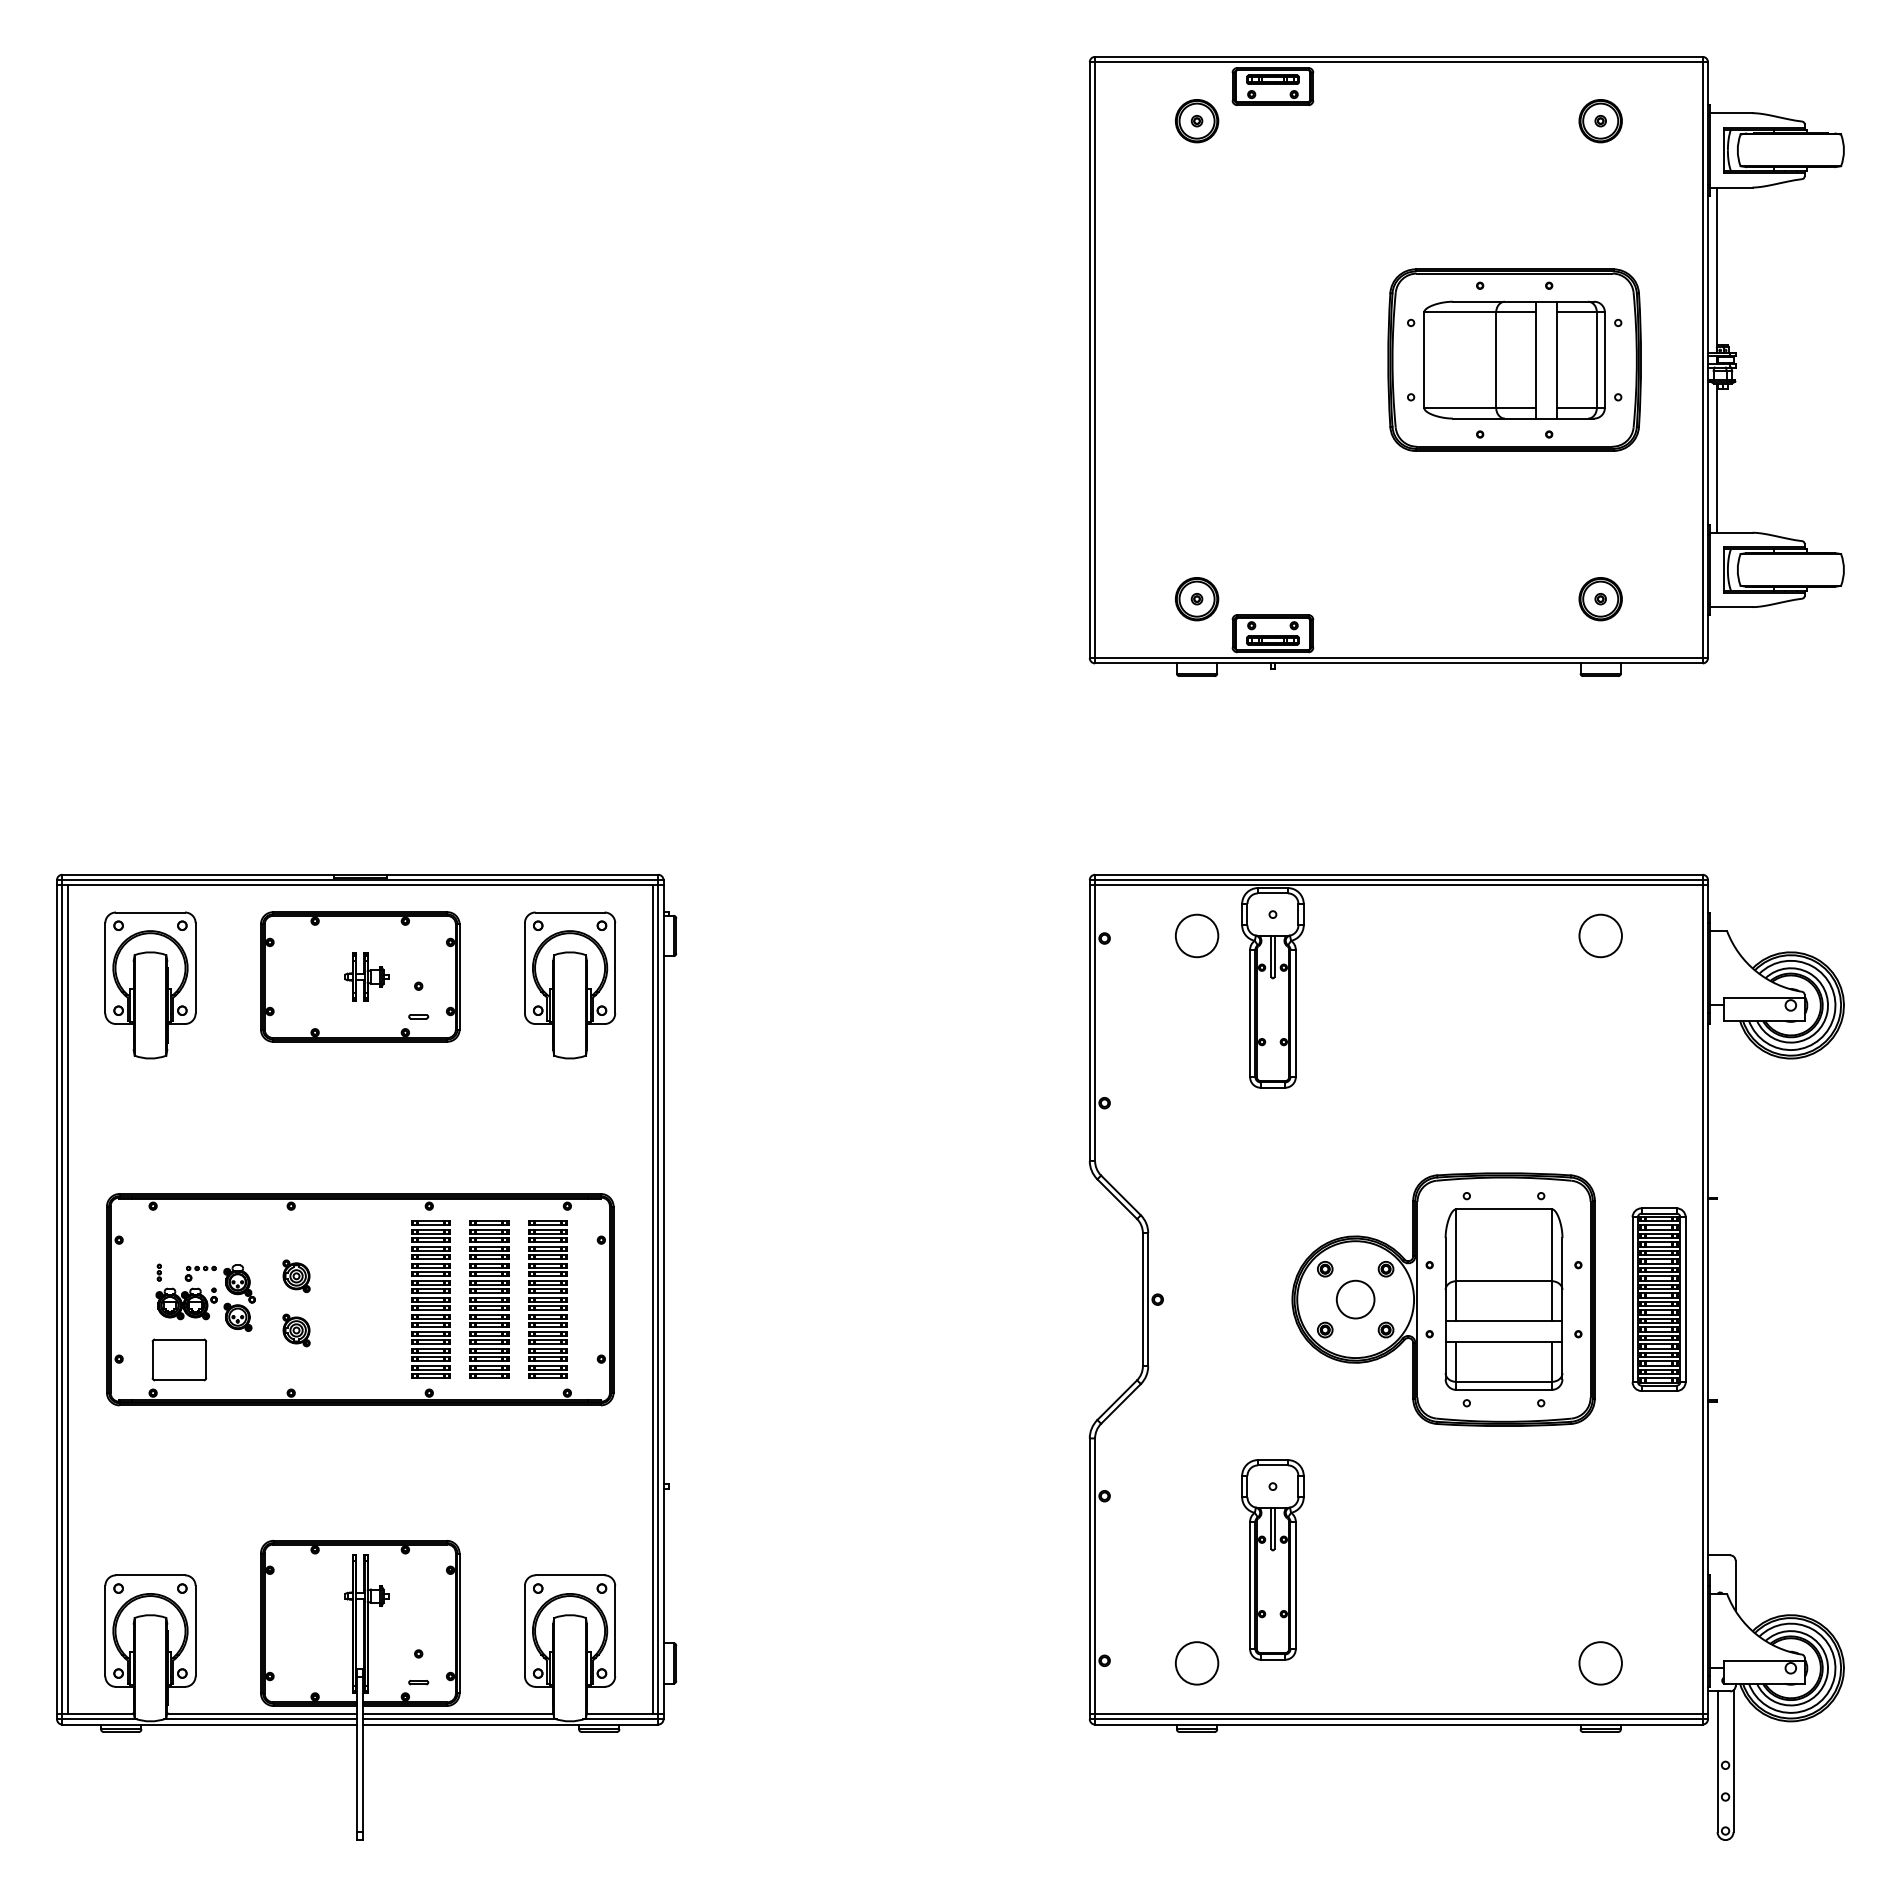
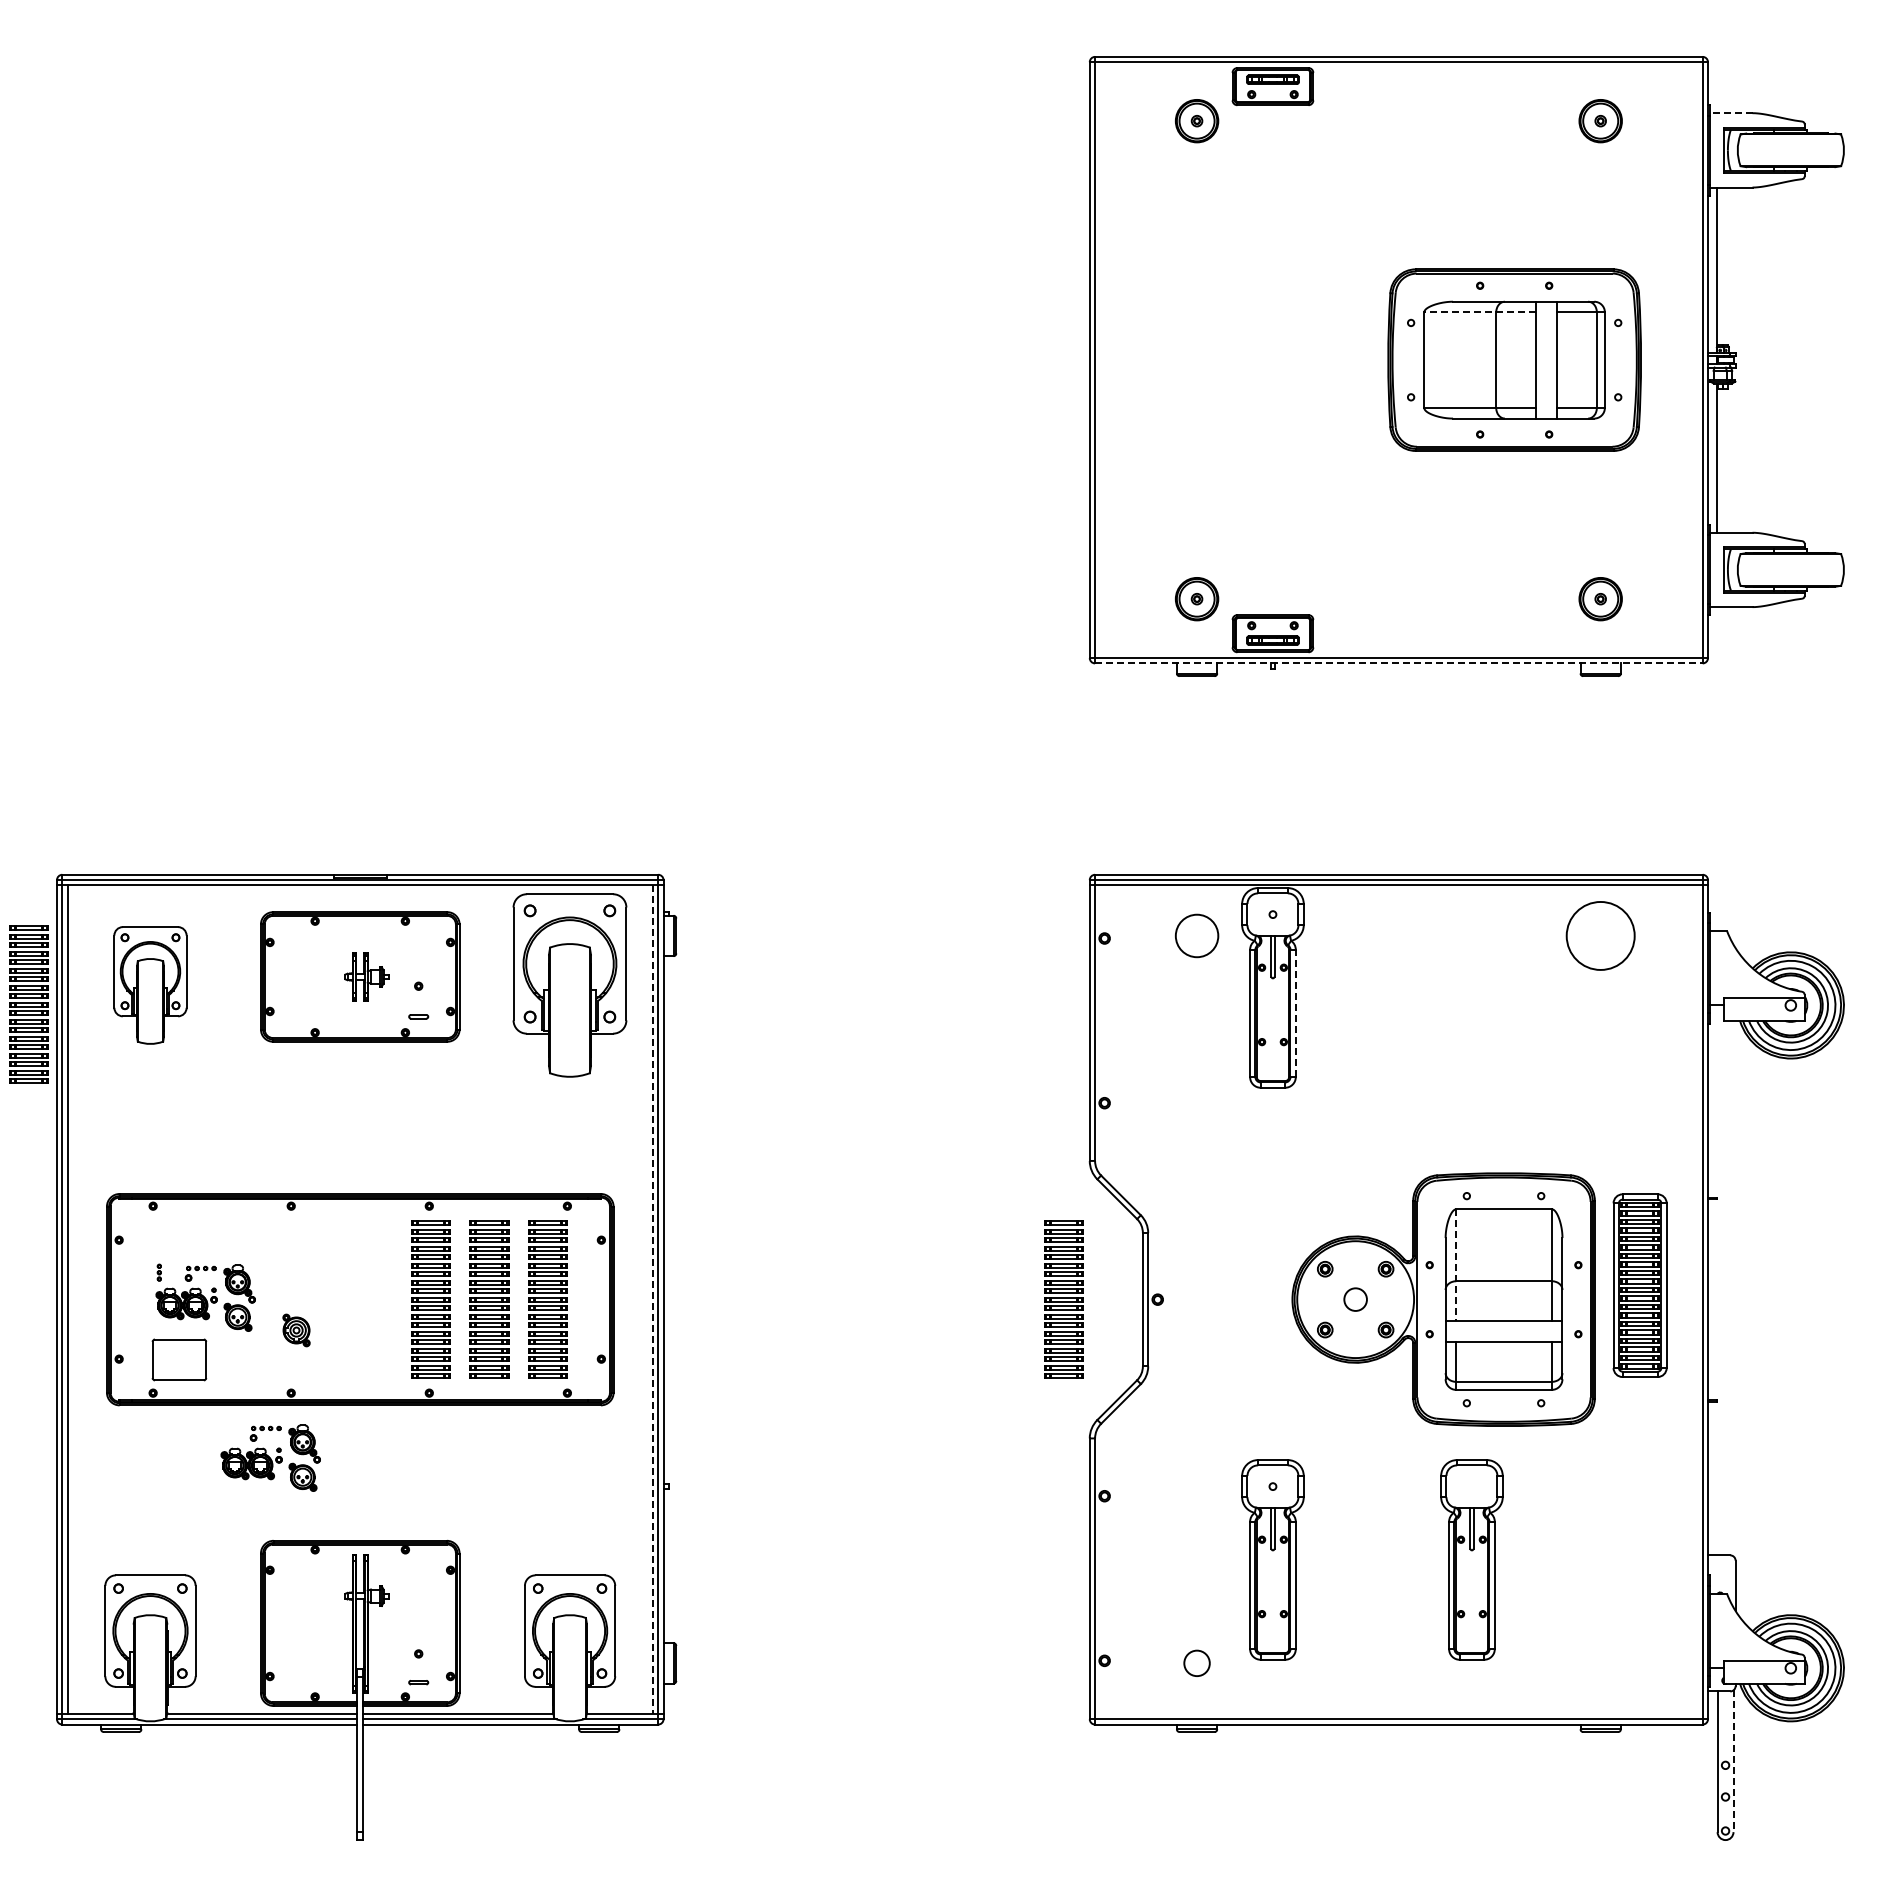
line: solid -> dashed (1730, 113)
line: solid -> dashed (1480, 312)
line: solid -> dashed (1398, 663)
circle diameter: 42 px -> 68 px (1600, 935)
part size: 93x149 px -> 75x119 px (150, 985)
part size: 93x149 px -> 116x185 px (569, 985)
part: none -> present (28, 1004)
line: solid -> dashed (1295, 1013)
line: solid -> dashed (1456, 1265)
part: present -> none (296, 1276)
part: none -> present (1063, 1299)
circle diameter: 38 px -> 23 px (1355, 1299)
part position: (1658, 1299) -> (1639, 1285) (1639, 1285)
line: solid -> dashed (652, 1300)
part: none -> present (270, 1457)
part: none -> present (1471, 1559)
circle diameter: 42 px -> 25 px (1196, 1663)
circle: present -> none (1600, 1663)
line: present -> none (1398, 1713)
line: solid -> dashed (1733, 1761)
